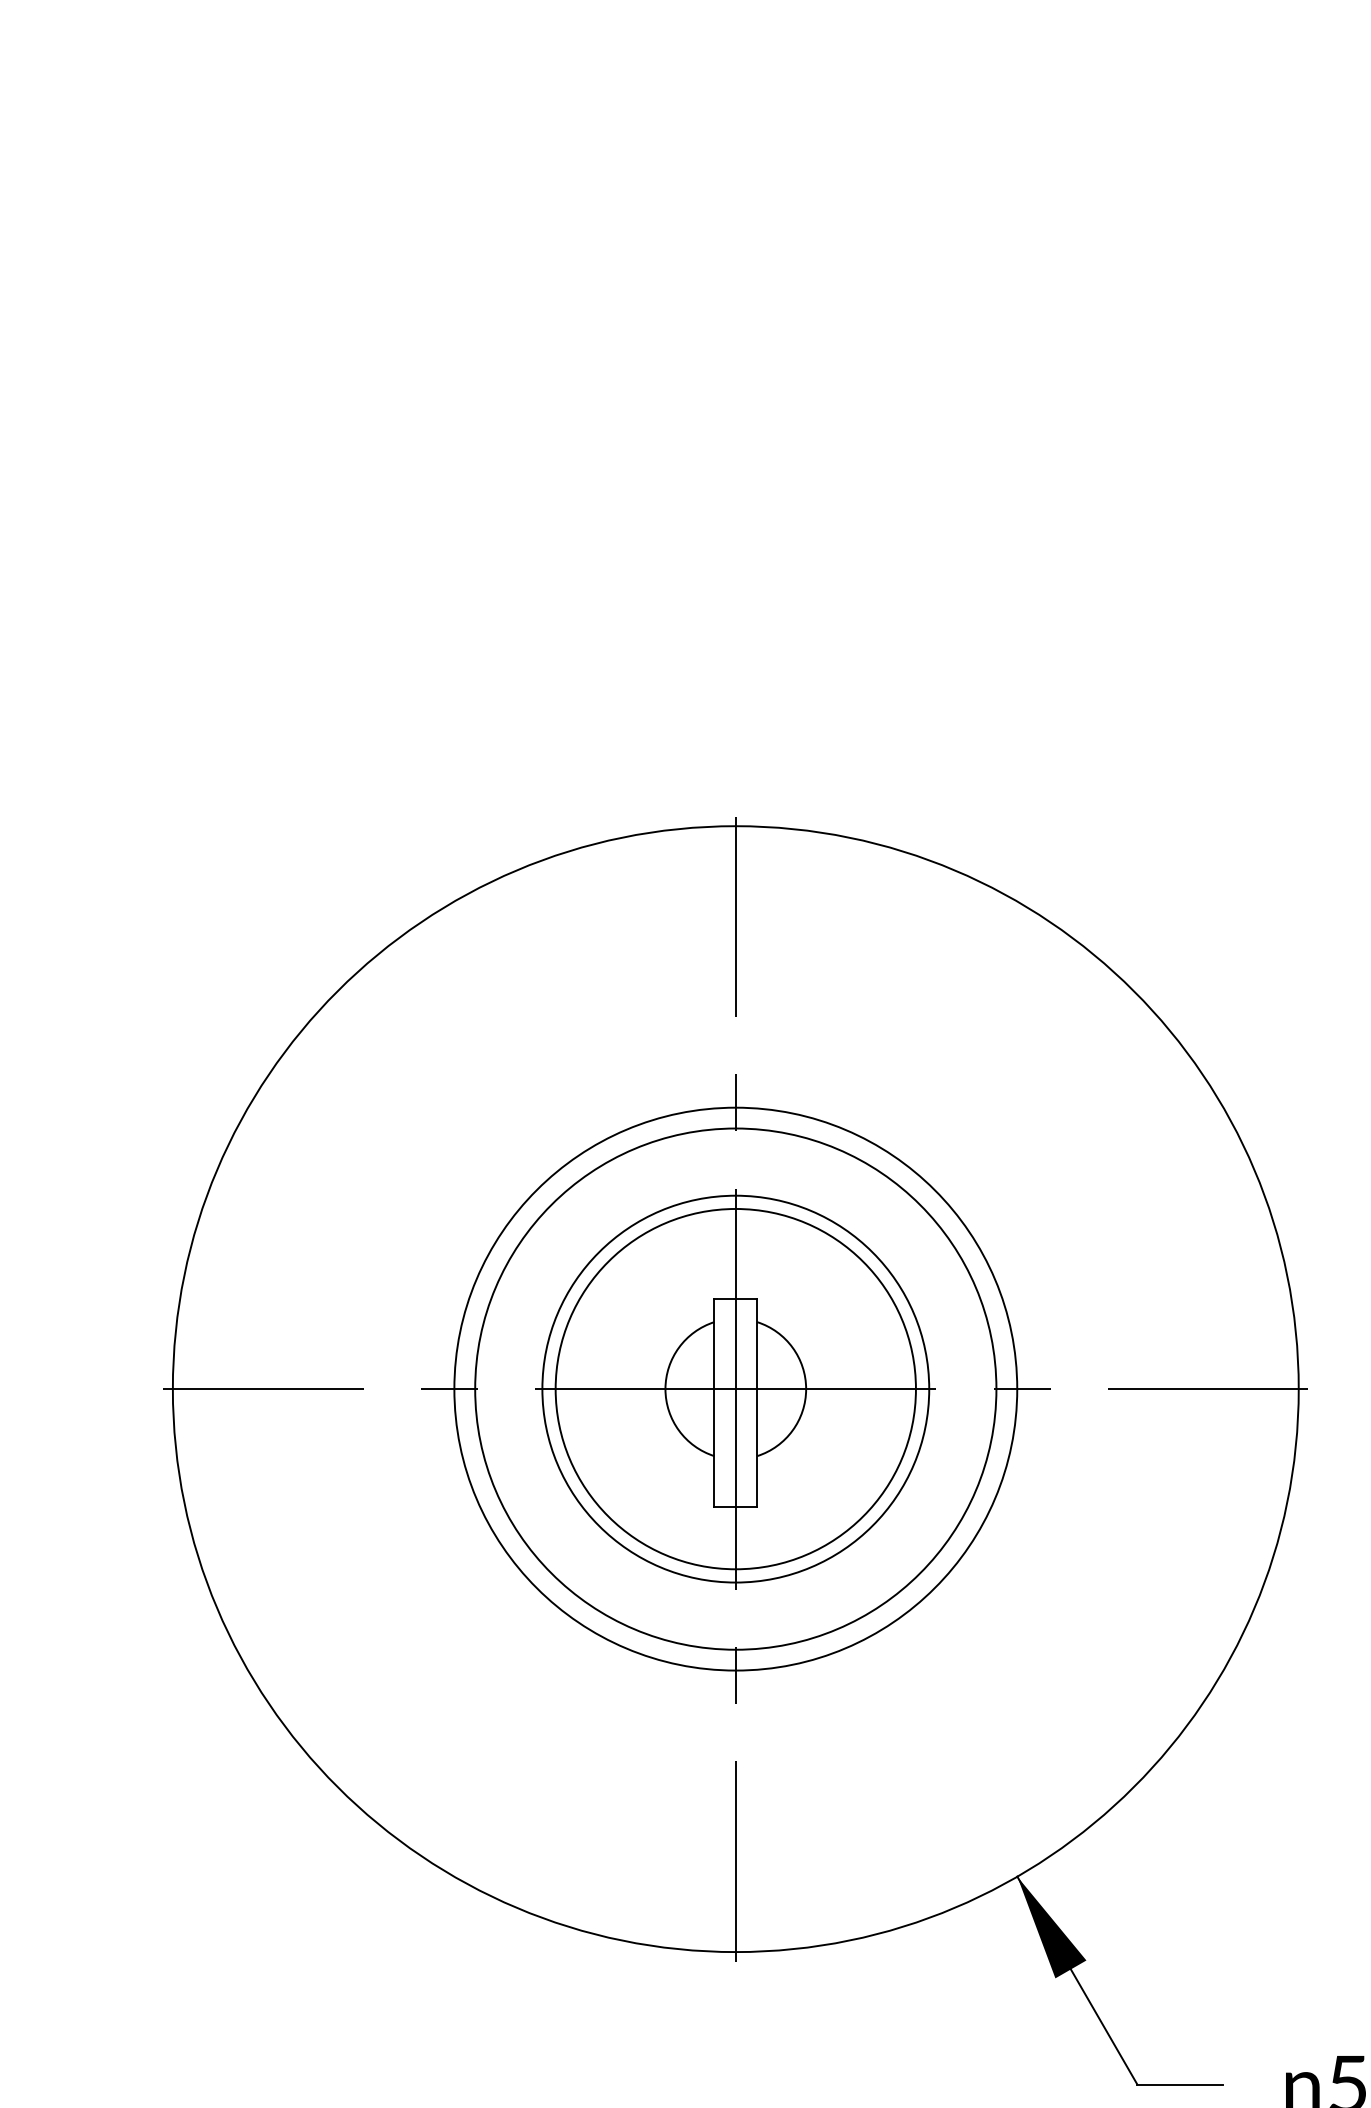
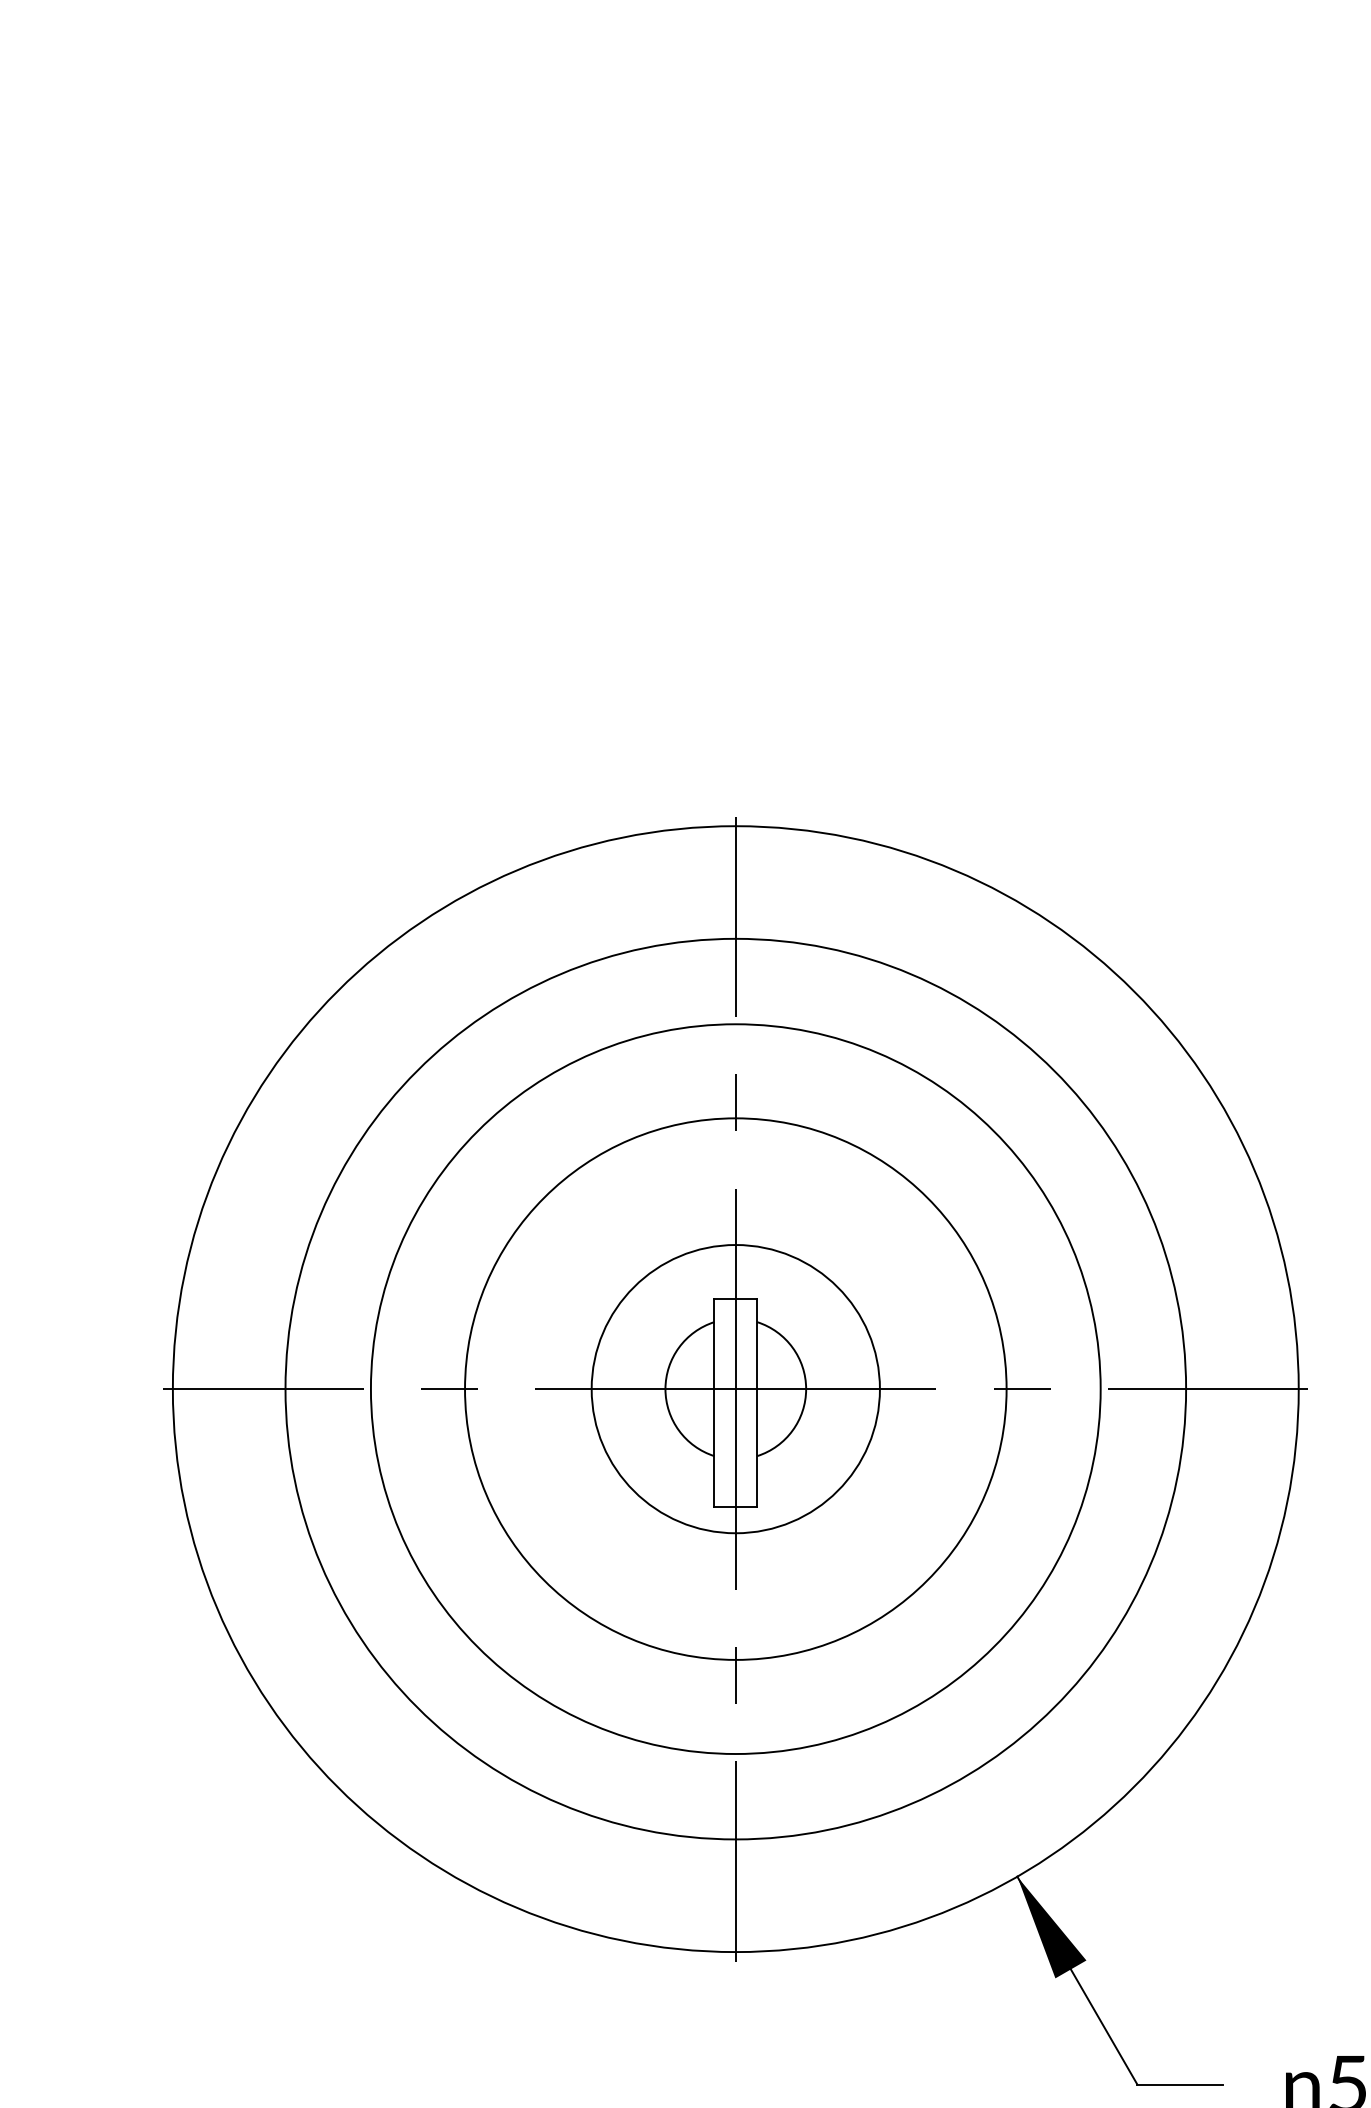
circle diameter: 360 px -> 288 px (735, 1389)
circle diameter: 387 px -> 542 px (735, 1388)
circle diameter: 521 px -> 730 px (735, 1389)
circle diameter: 563 px -> 901 px (735, 1388)
